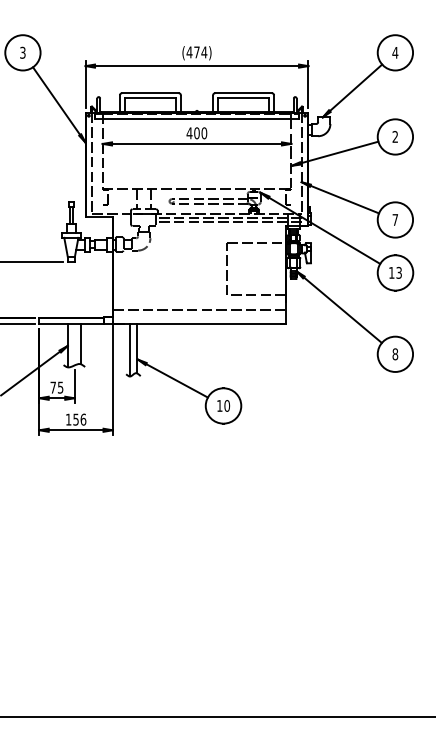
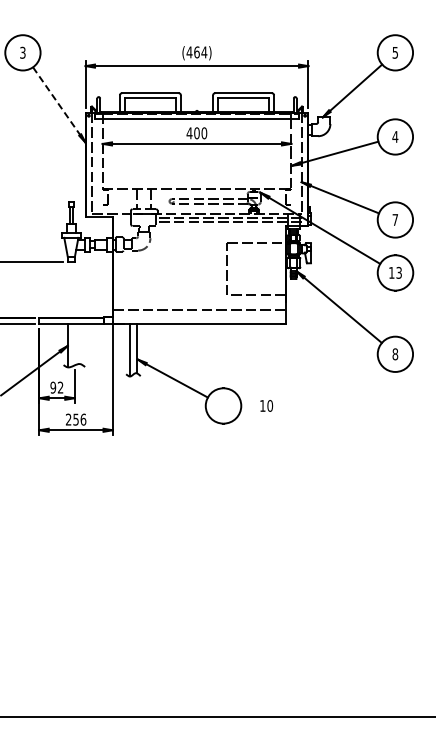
text: (474) -> (464) (196, 52)
text: 4 -> 5 (395, 52)
line: solid -> dashed (56, 101)
text: 2 -> 4 (395, 136)
line: present -> none (81, 344)
text: 75 -> 92 (56, 387)
text position: (223, 405) -> (266, 405) (266, 405)
text: 156 -> 256 (68, 419)
